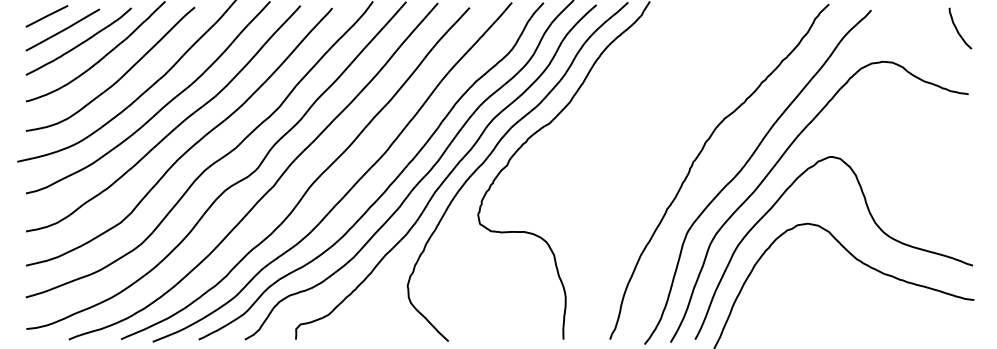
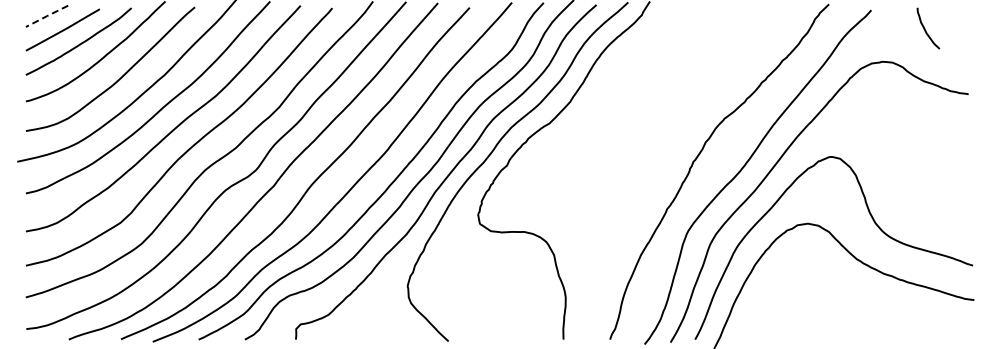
line: solid -> dashed (47, 16)
curve position: (958, 30) -> (926, 30) (926, 30)
